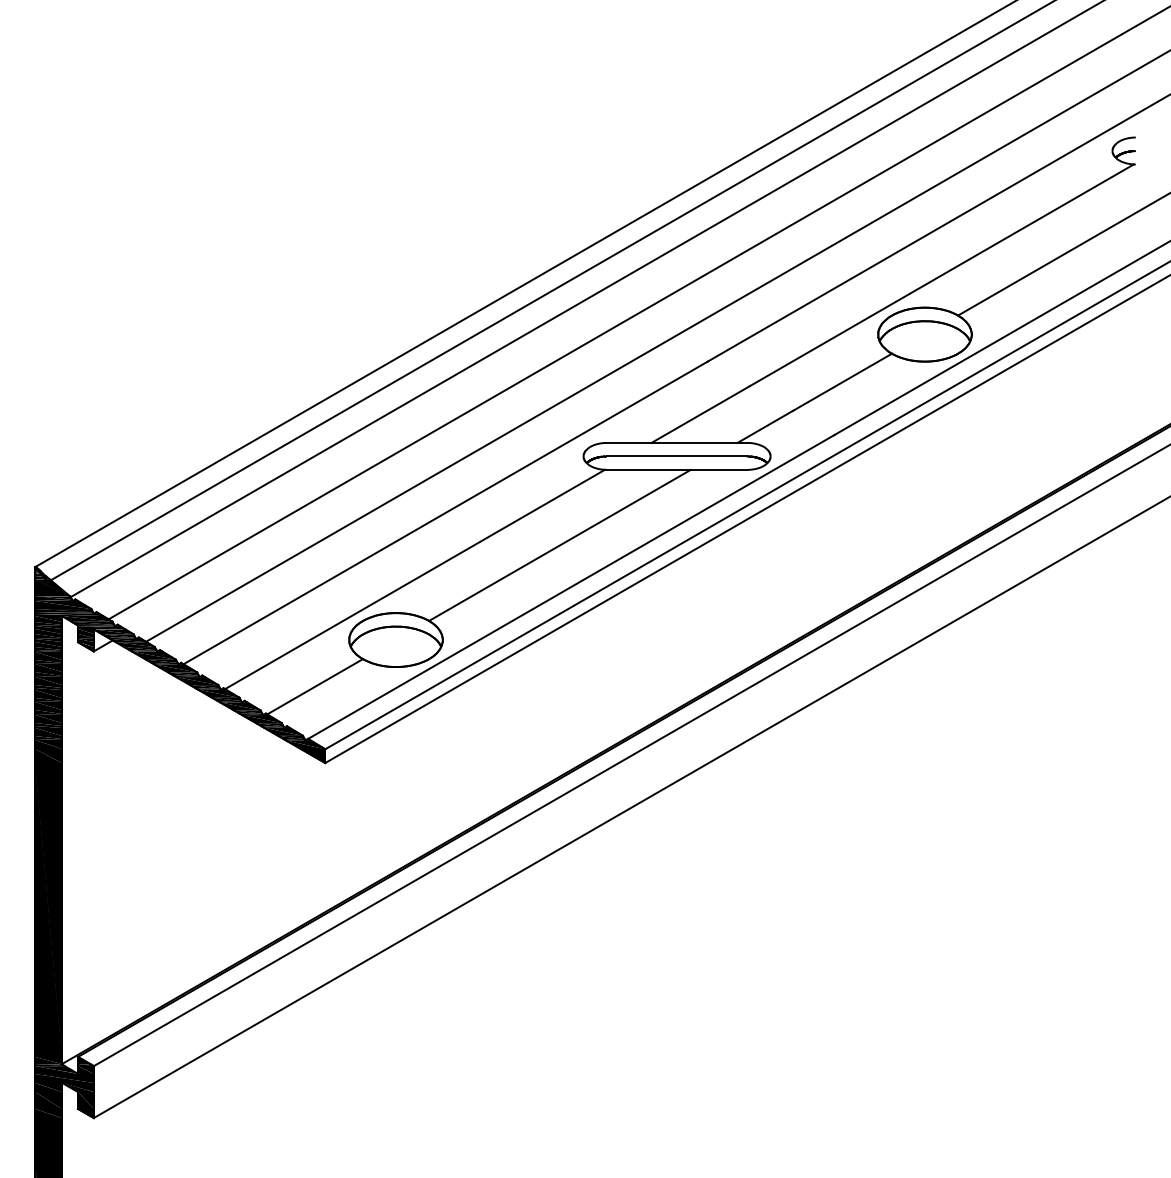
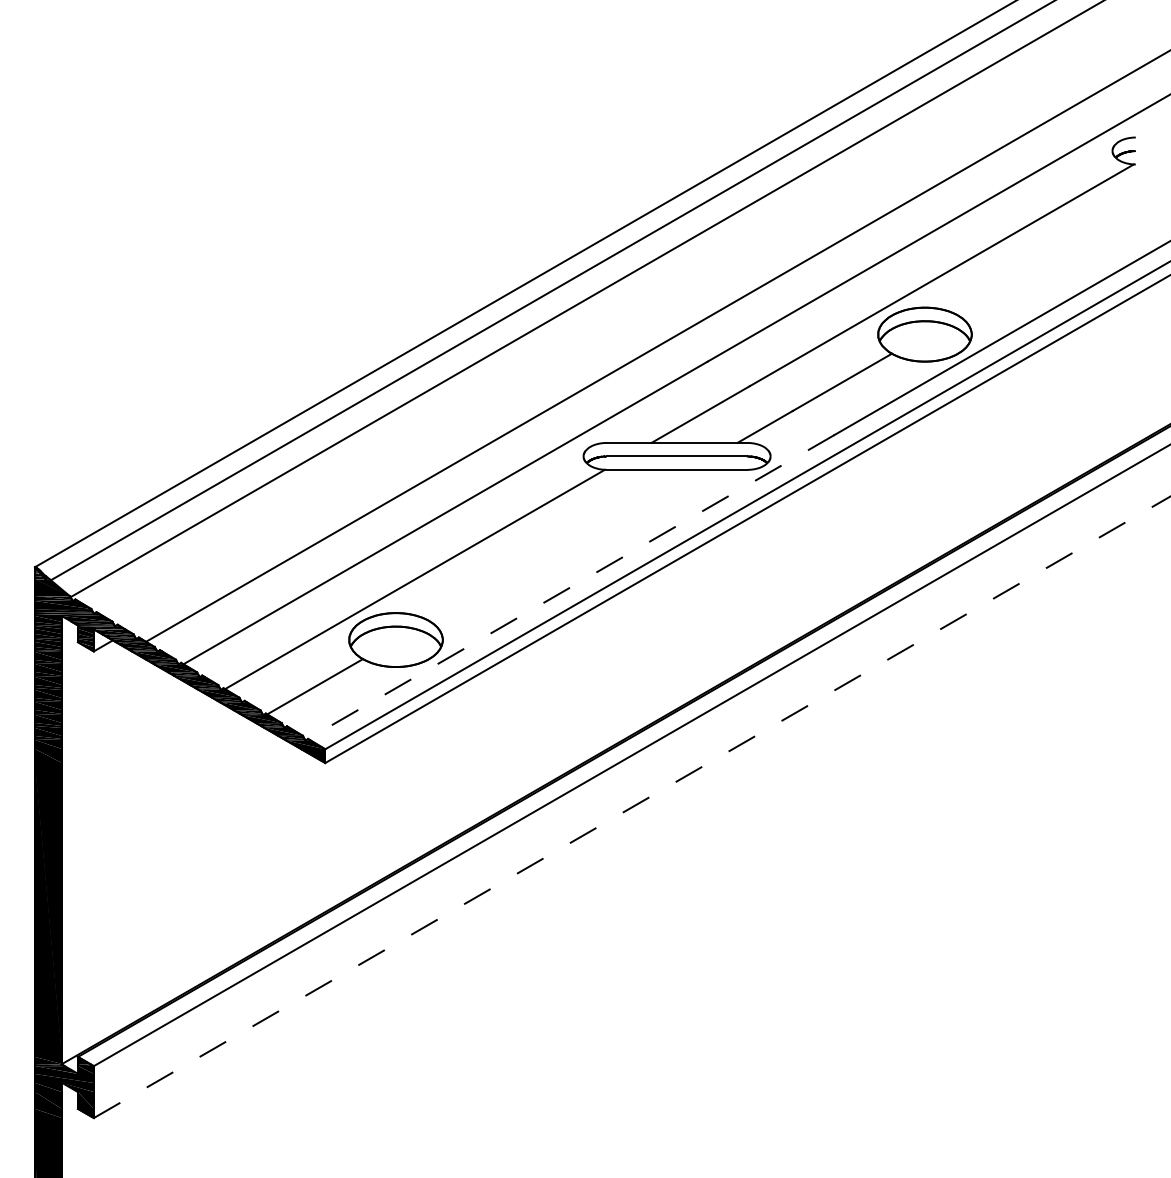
line: present -> none (1062, 254)
line: present -> none (637, 313)
line: present -> none (559, 544)
line: solid -> dashed (569, 588)
line: solid -> dashed (632, 807)
